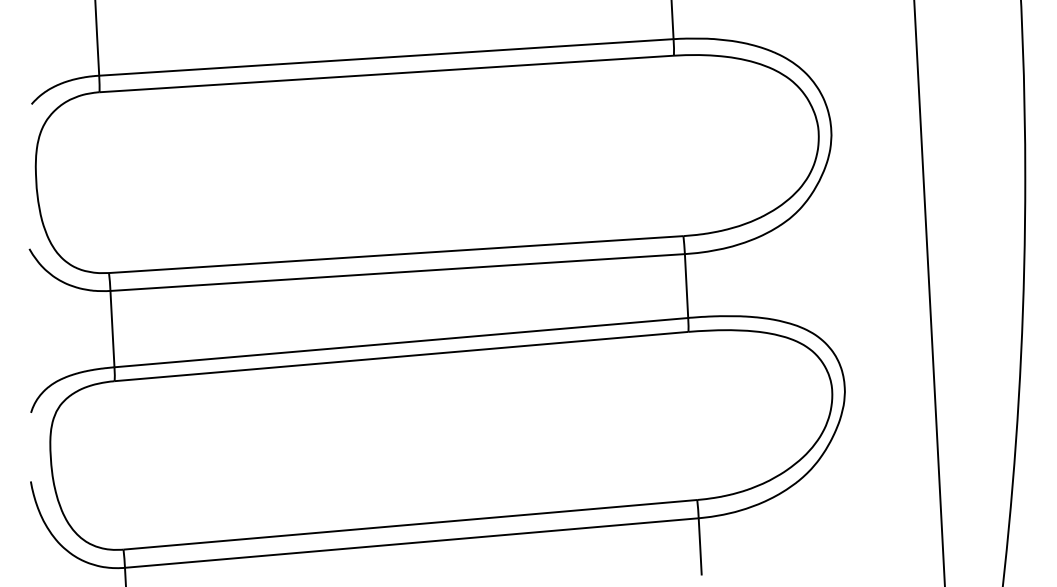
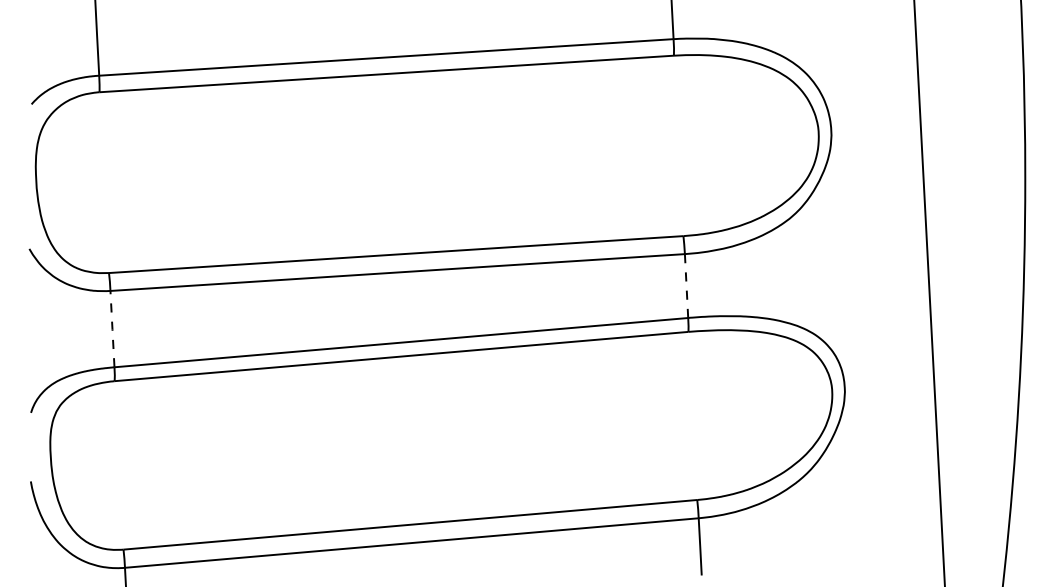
line: solid -> dashed (686, 286)
line: solid -> dashed (112, 329)
